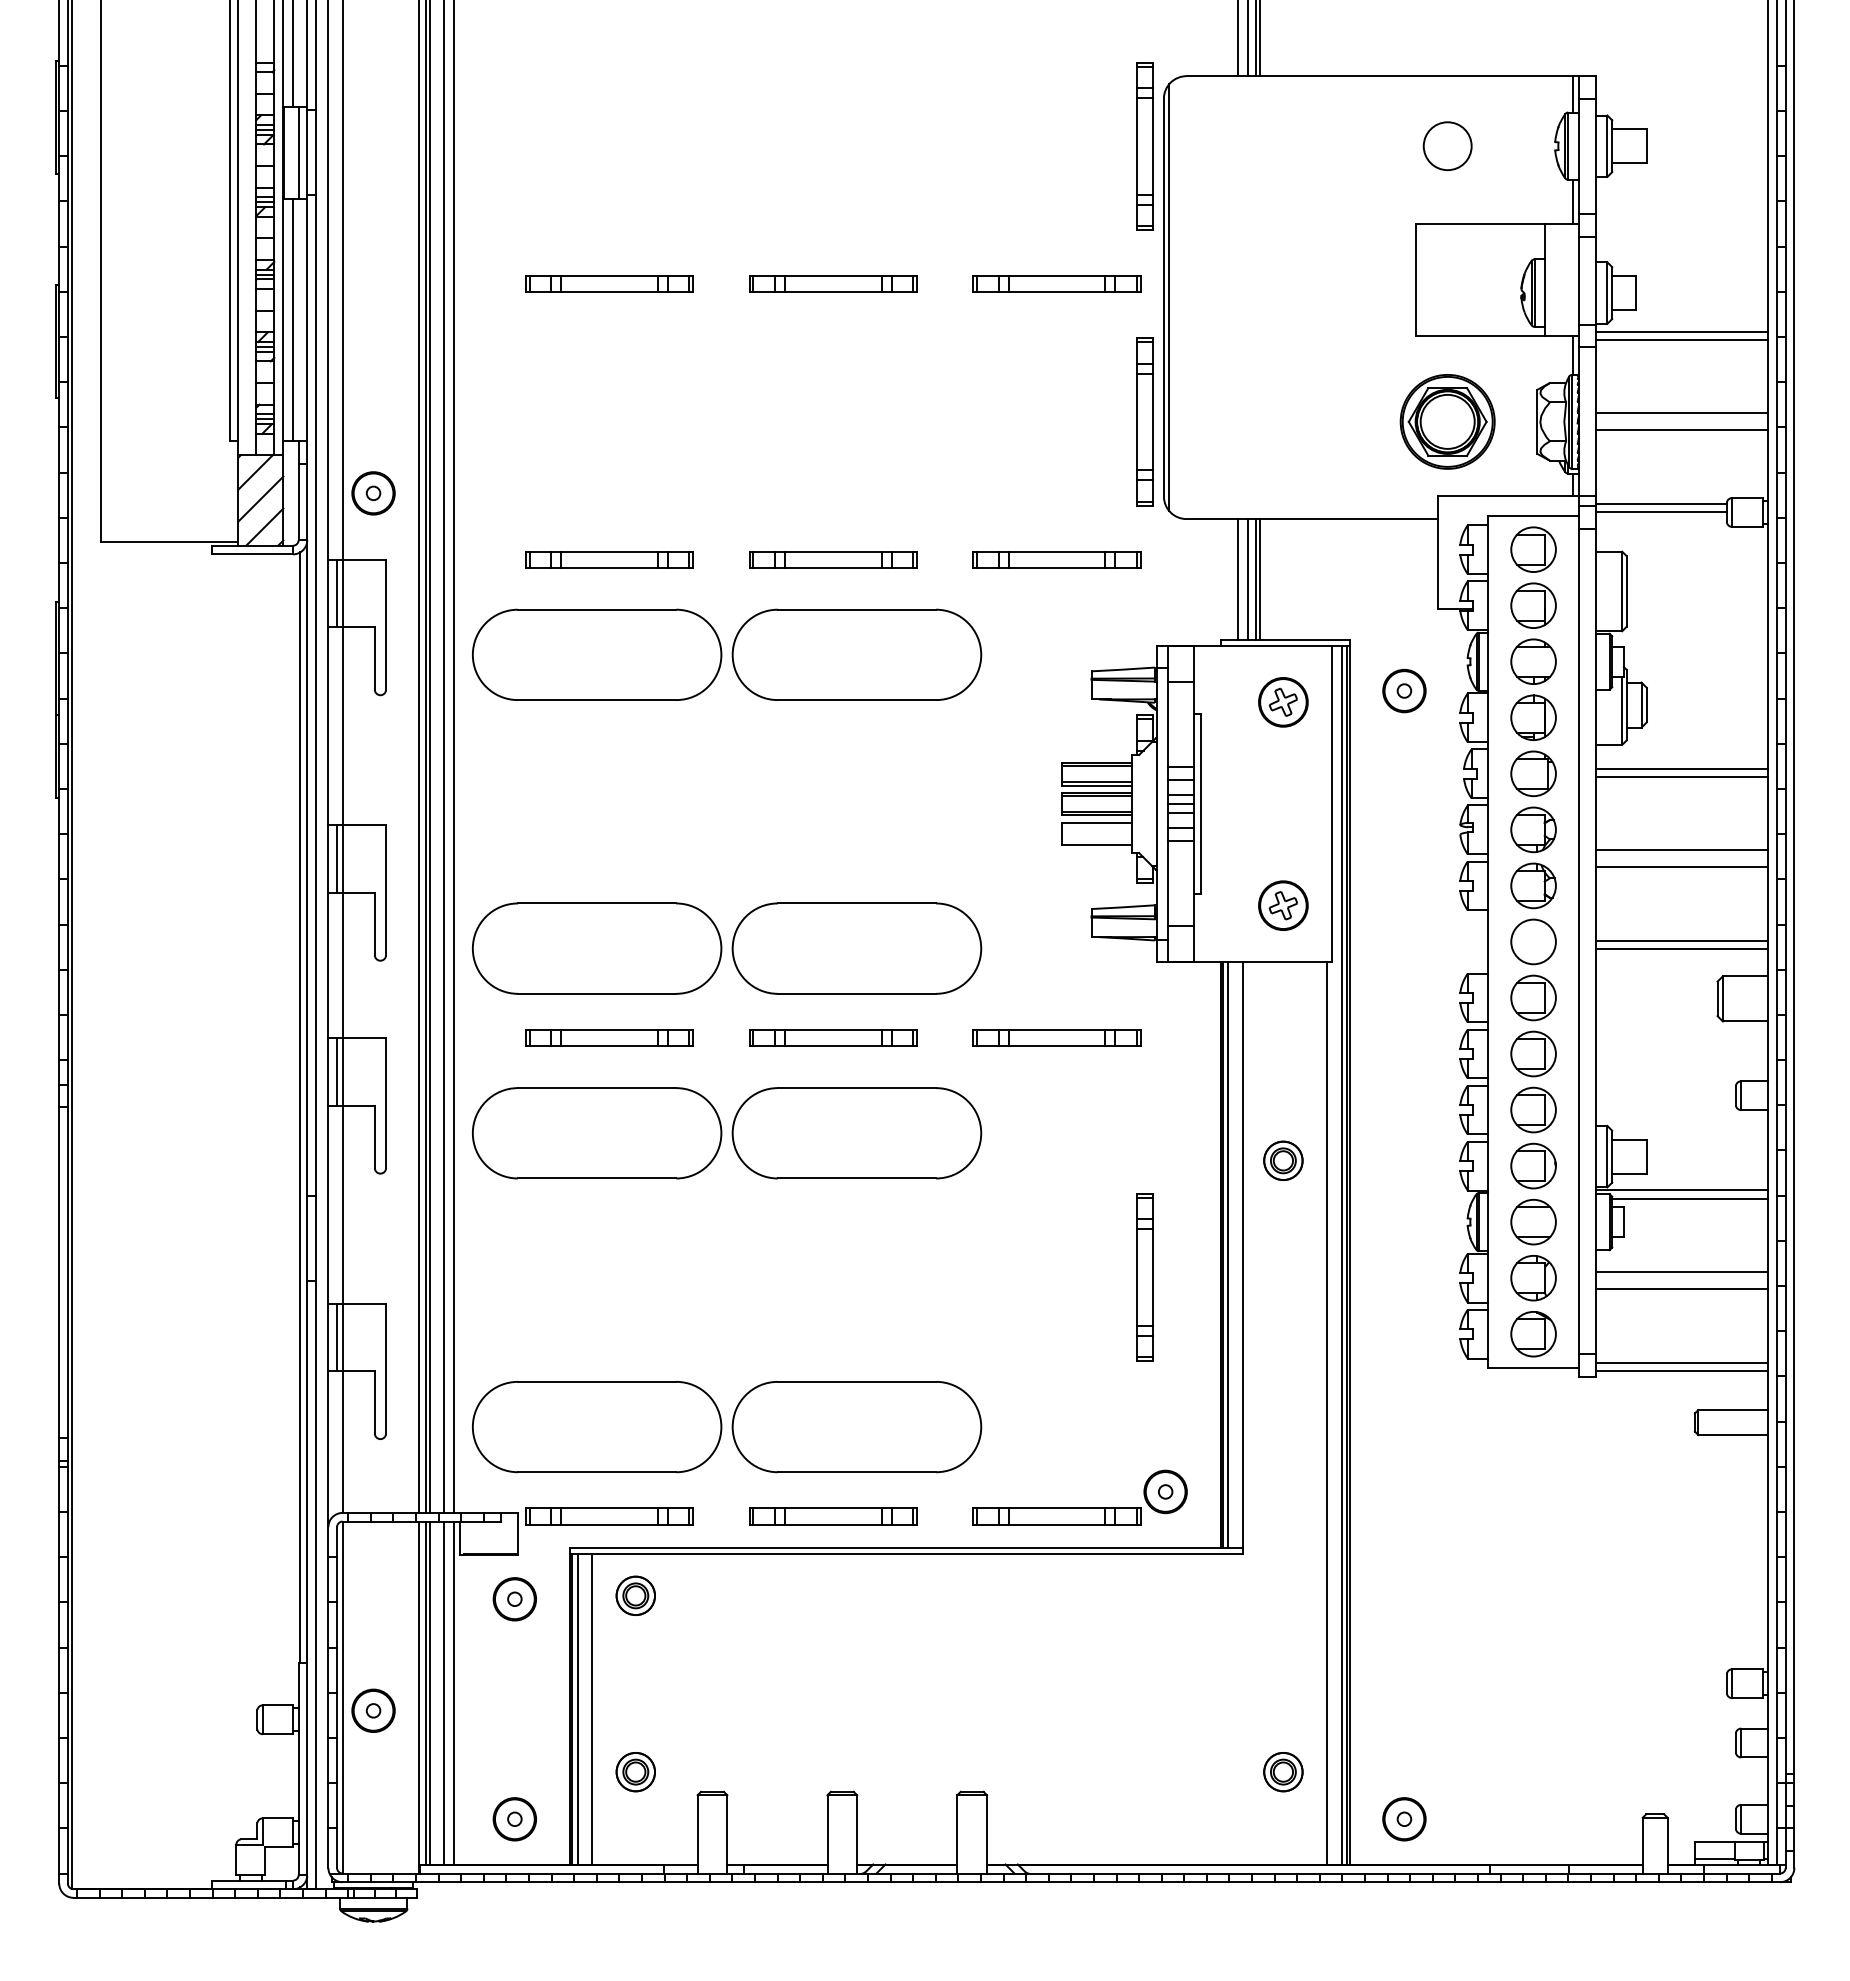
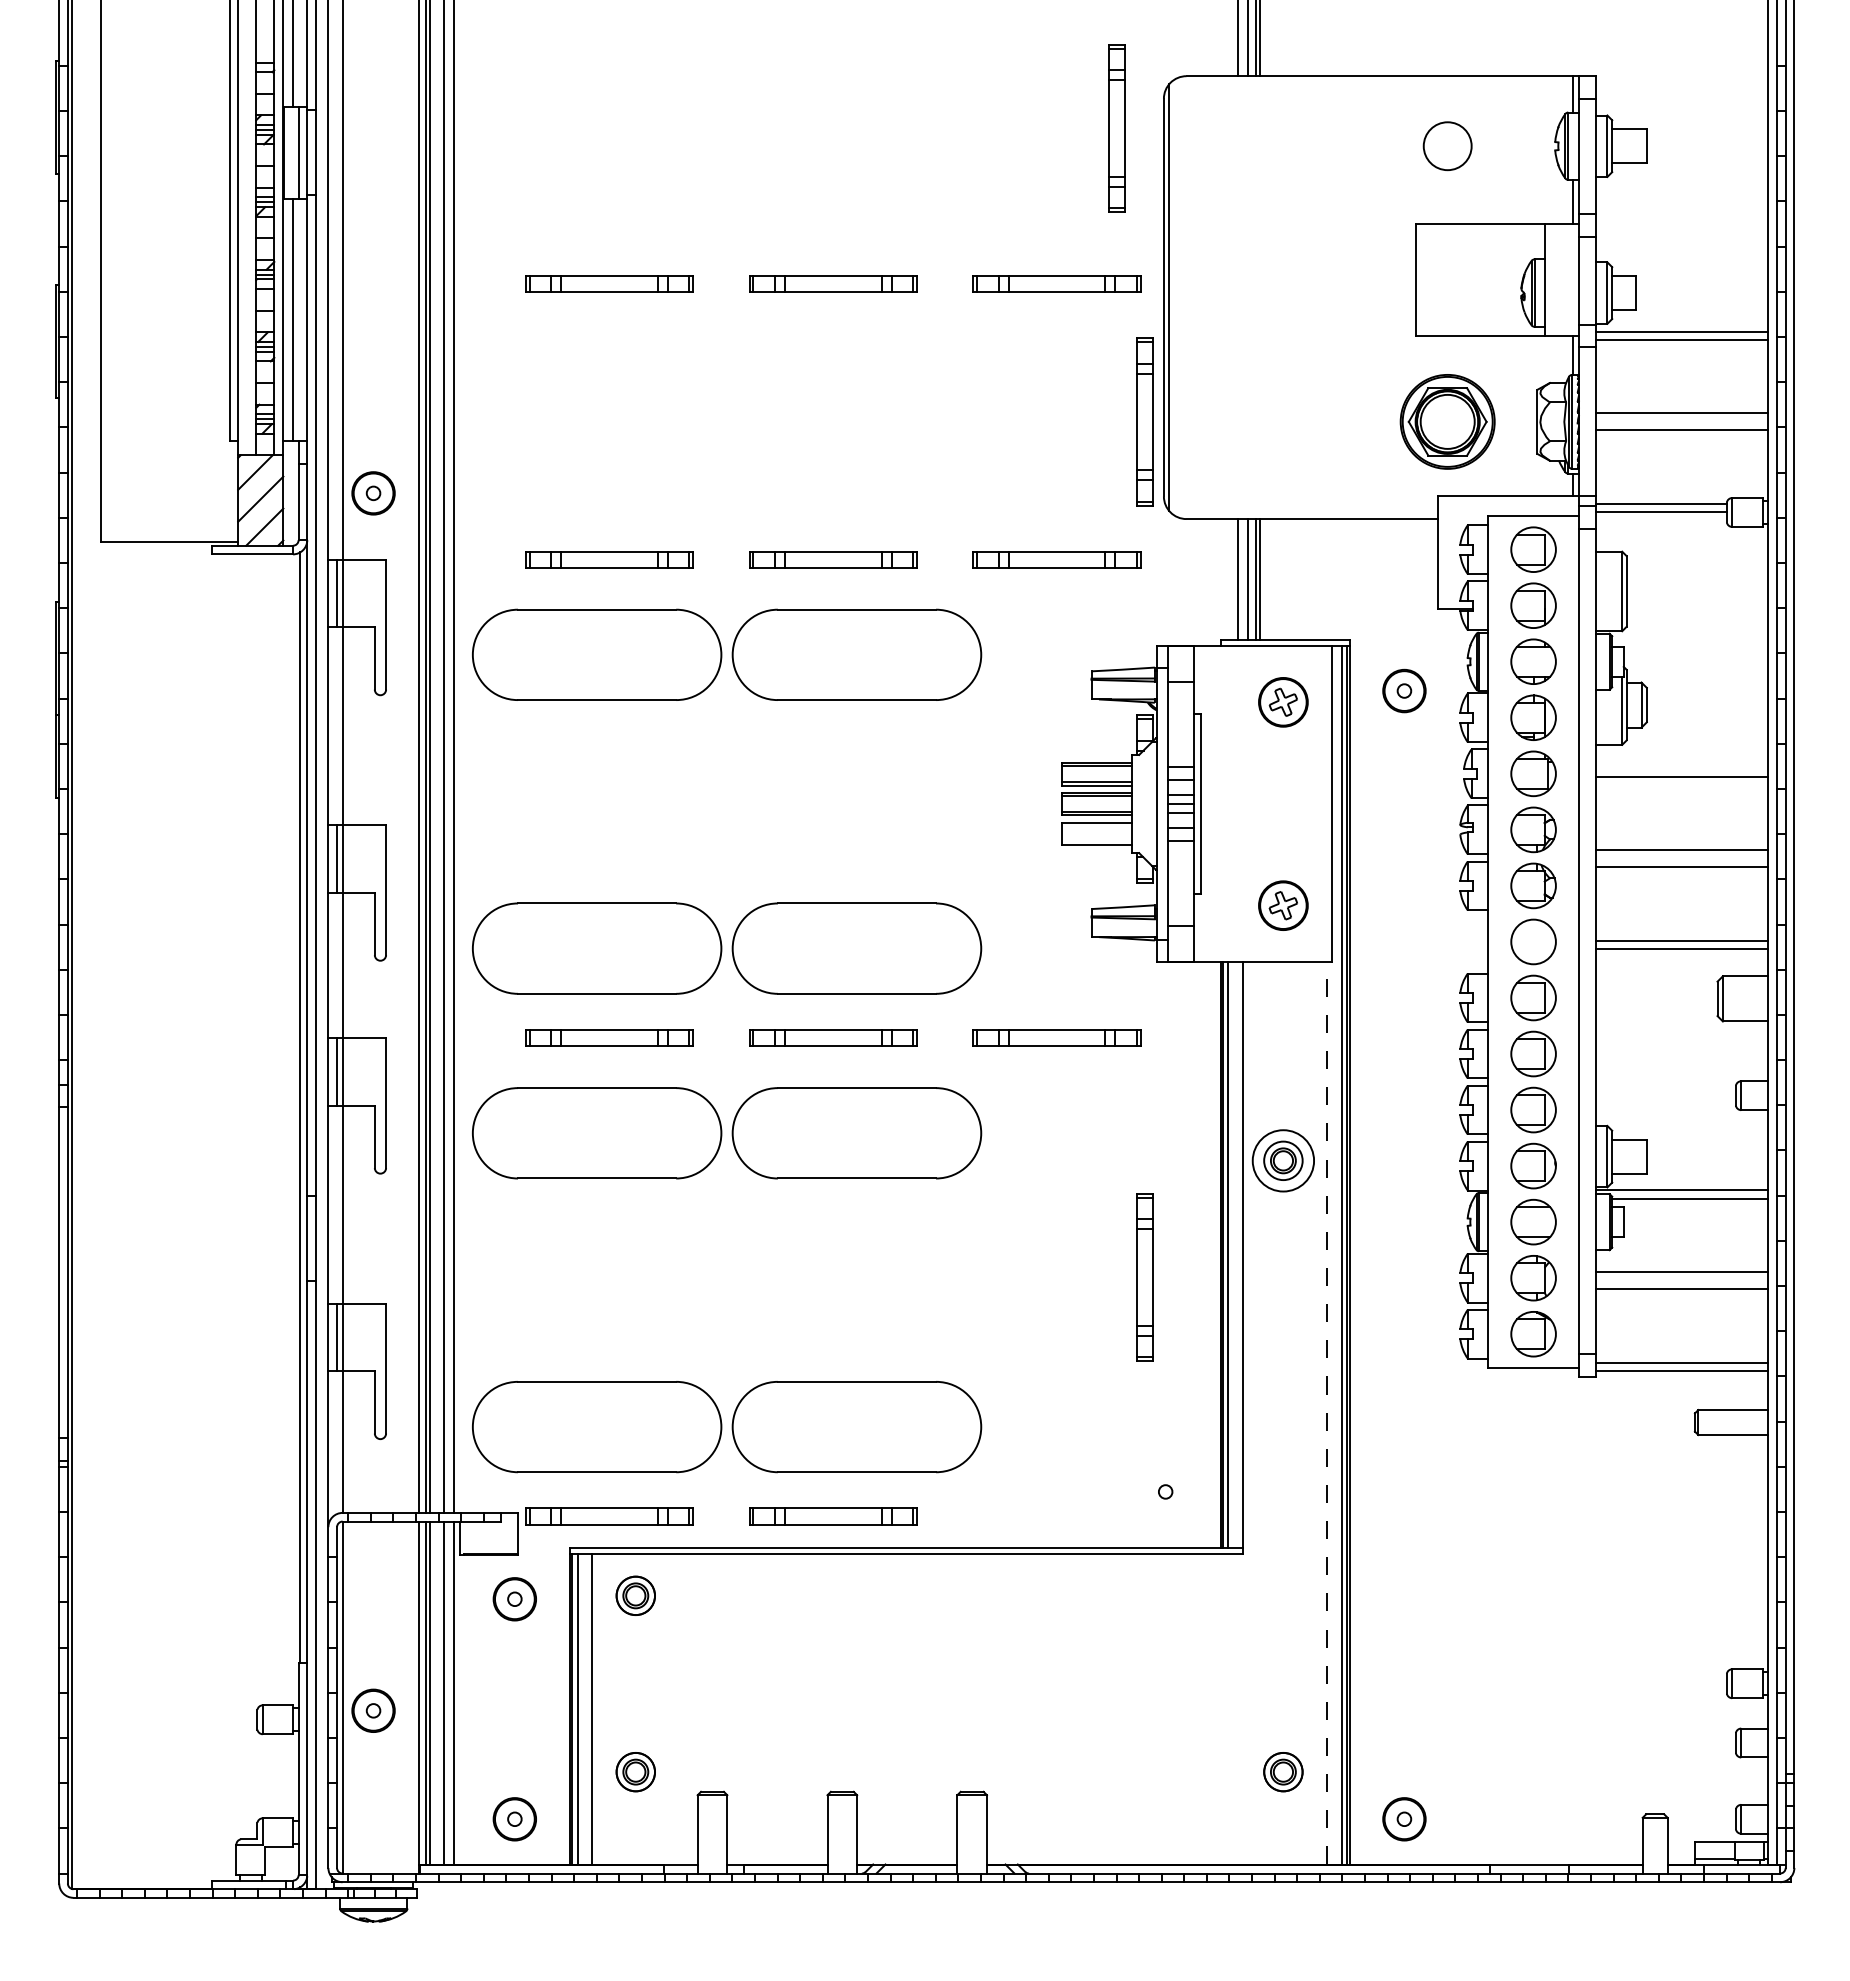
part position: (1144, 146) -> (1116, 128) (1116, 128)
line: present -> none (1681, 768)
circle diameter: 38 px -> 61 px (1283, 1160)
line: solid -> dashed (1327, 1412)
part: present -> none (1079, 1507)
